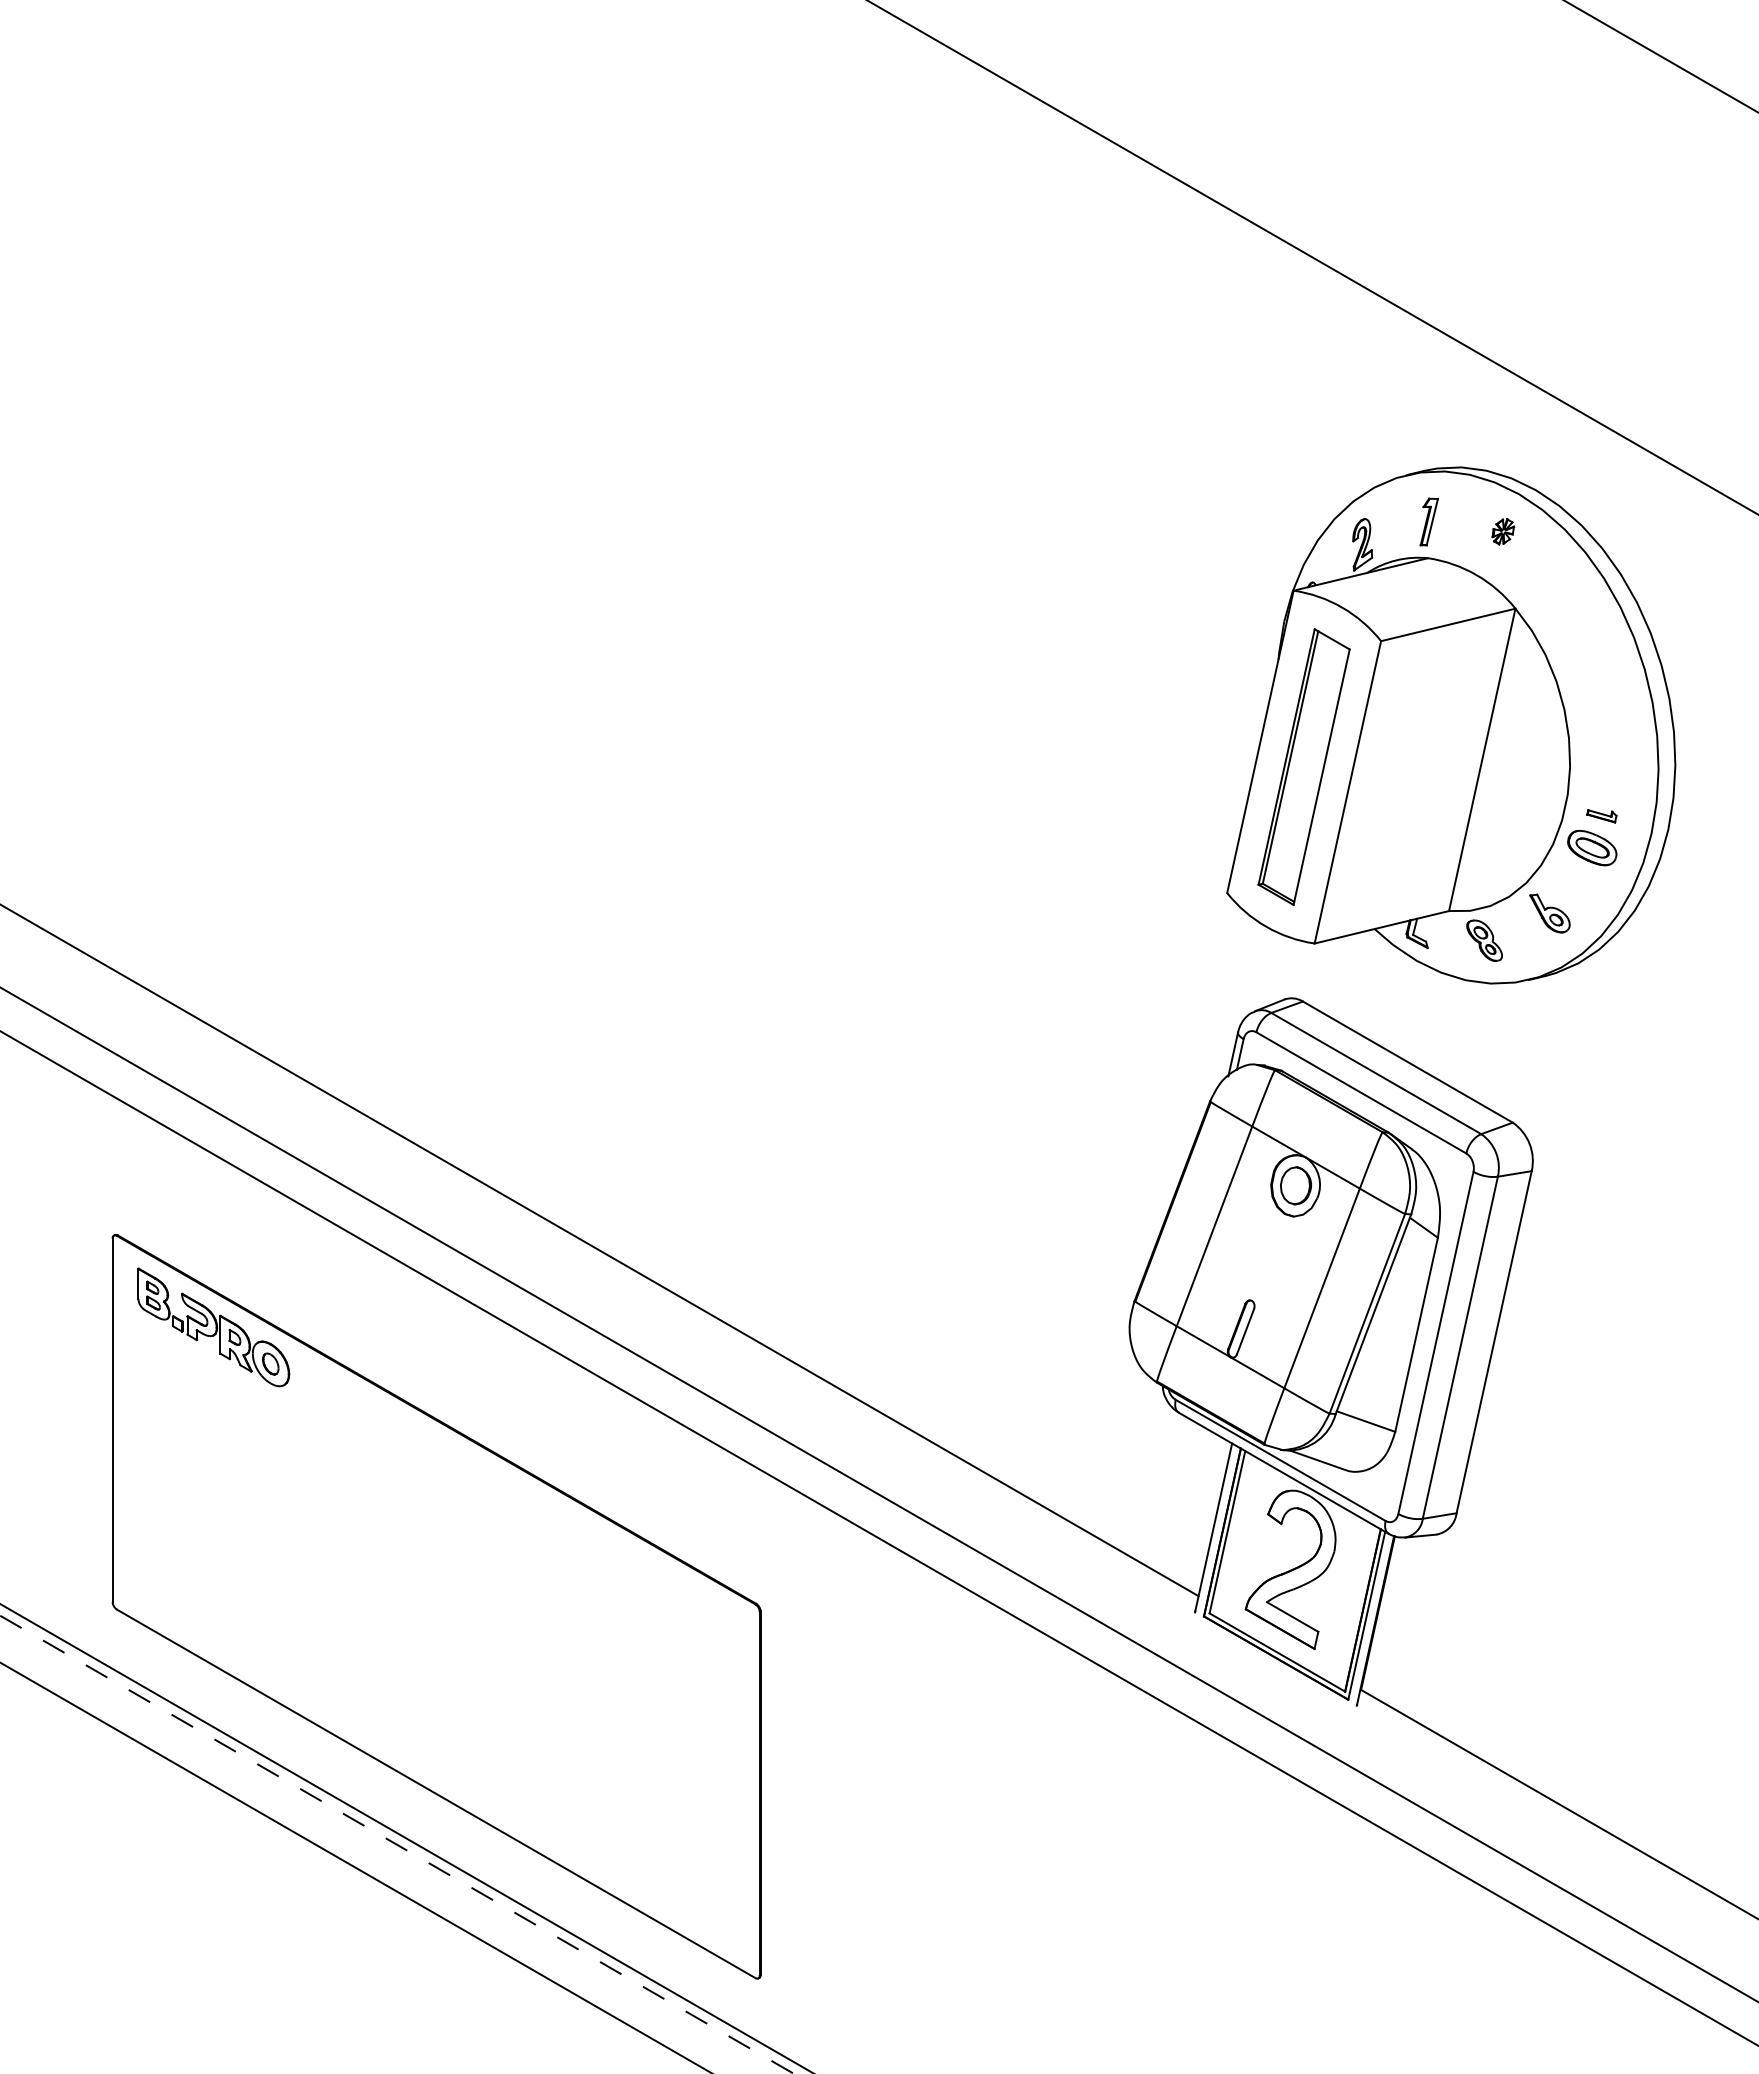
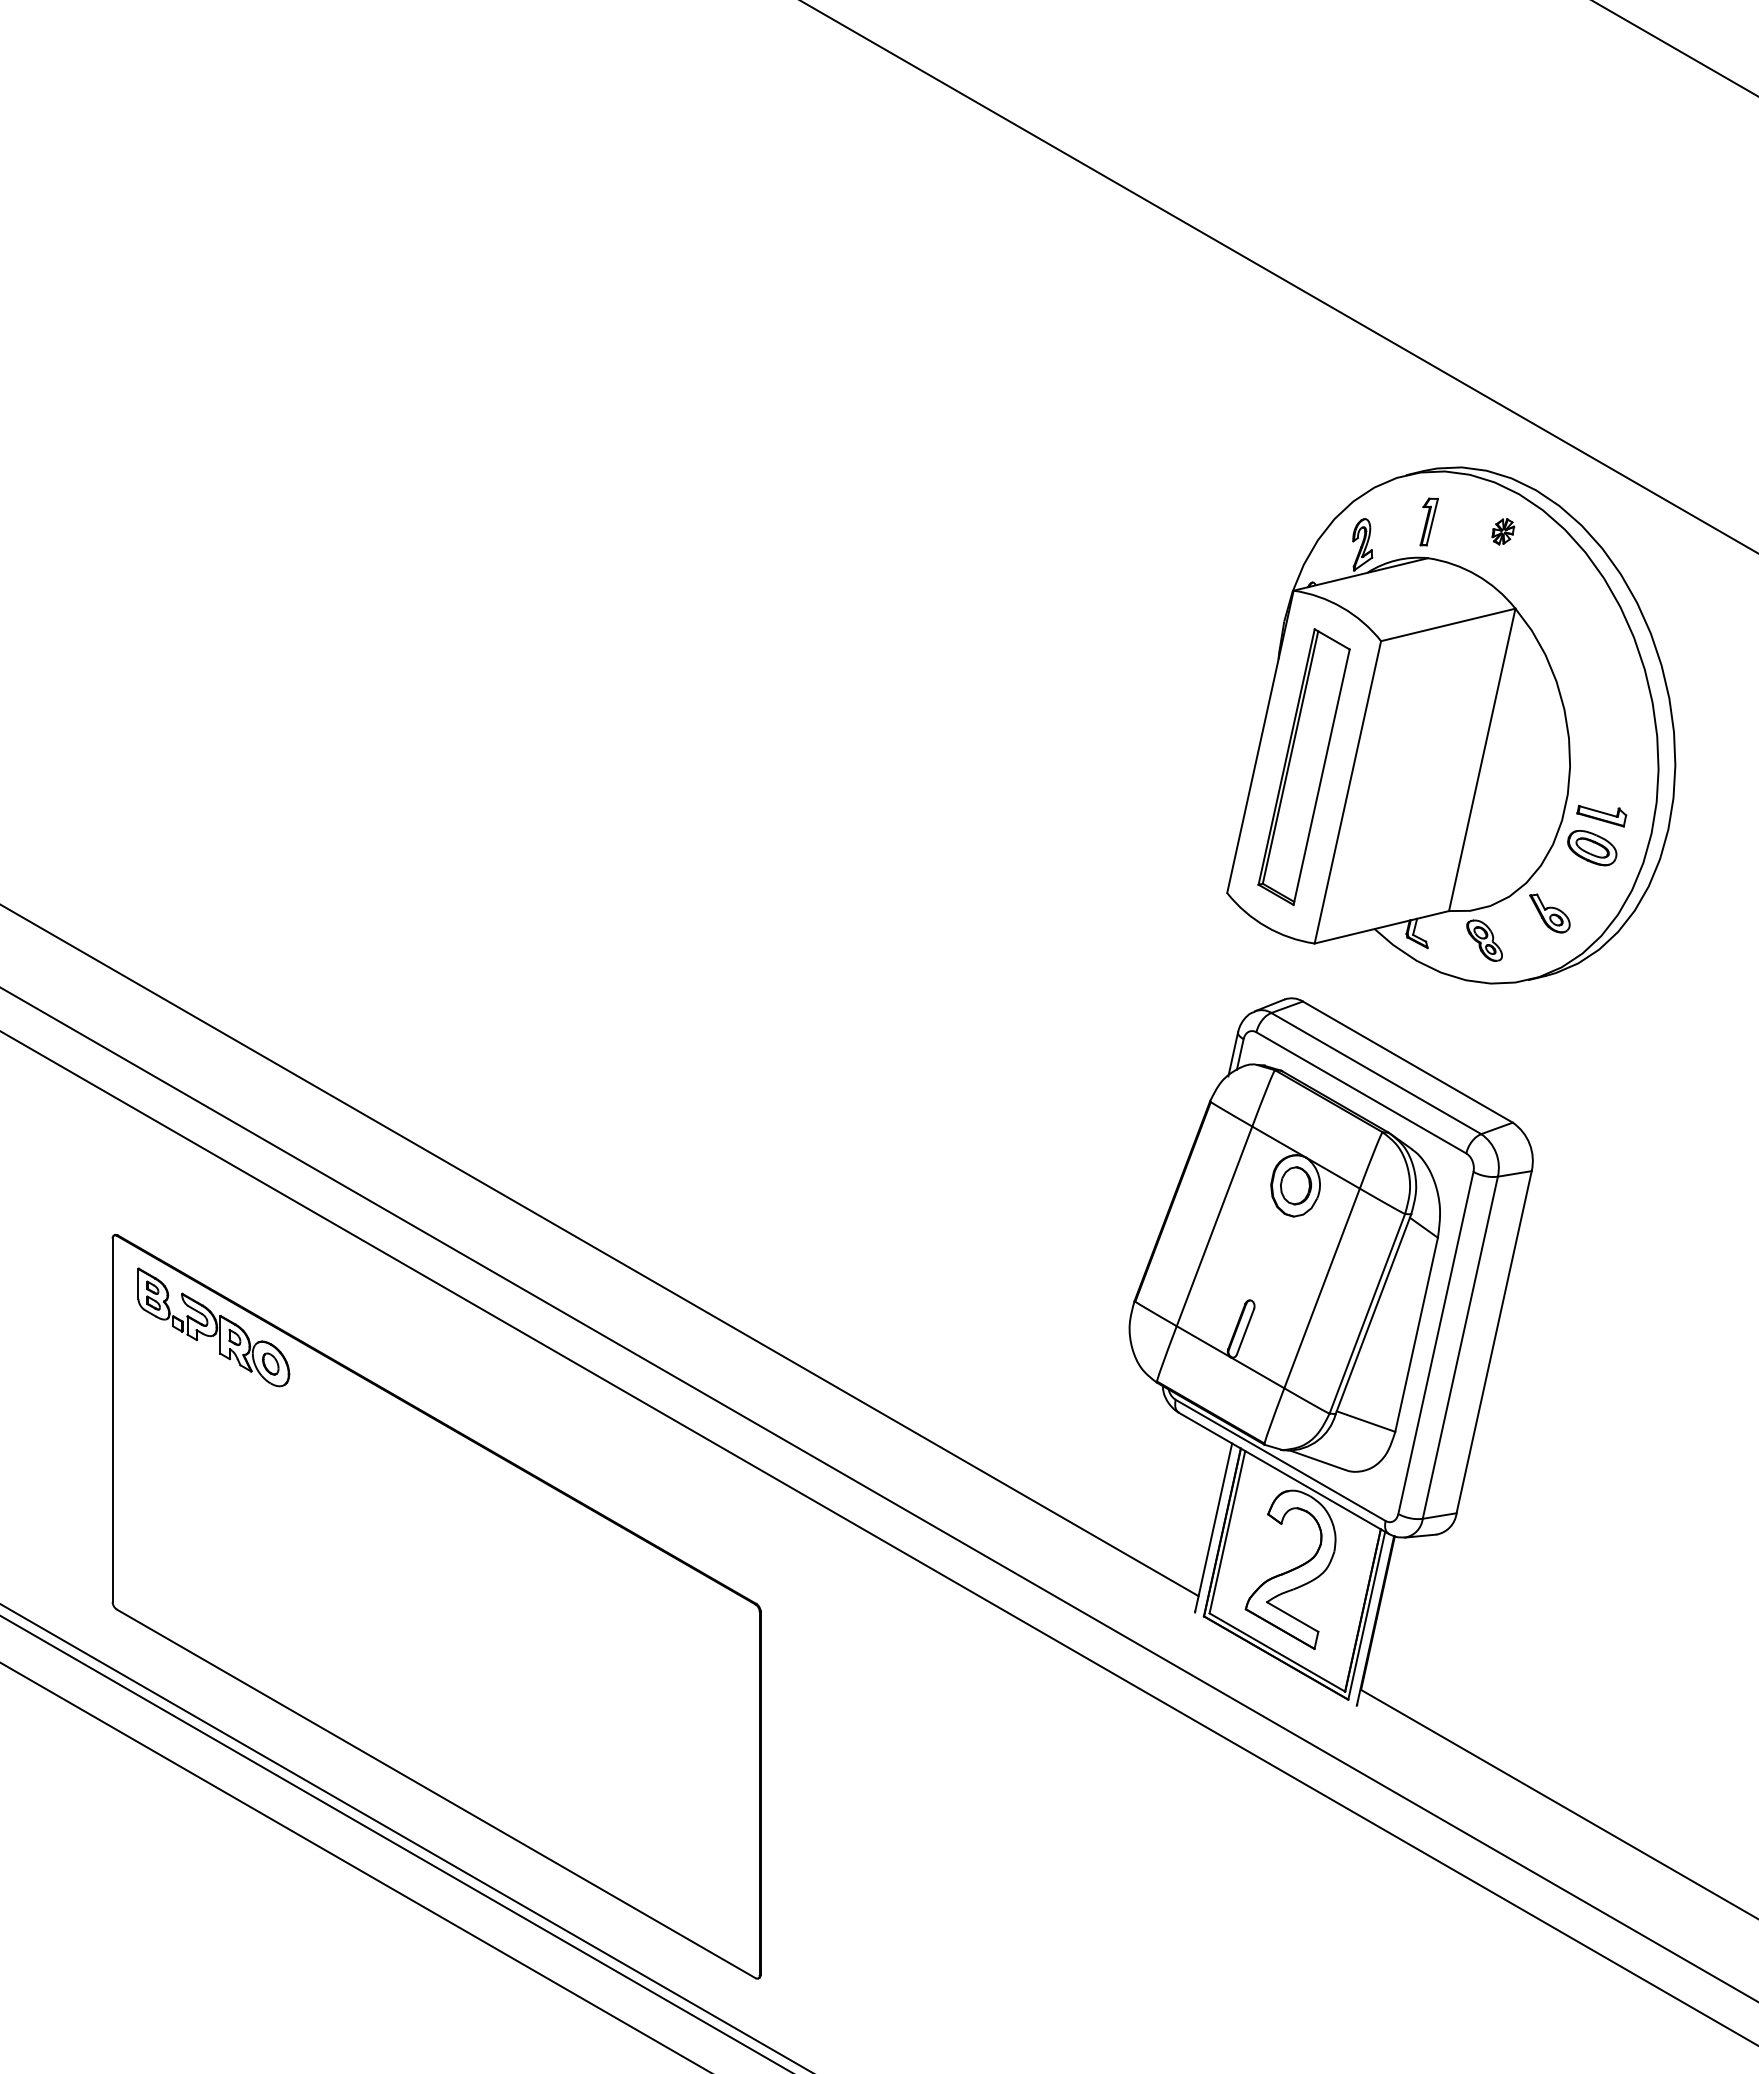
line position: (1660, 56) -> (1674, 48) (1674, 48)
line position: (1312, 257) -> (1278, 276) (1278, 276)
part size: 32x15 px -> 52x23 px (1601, 816)
line: dashed -> solid (397, 1844)
